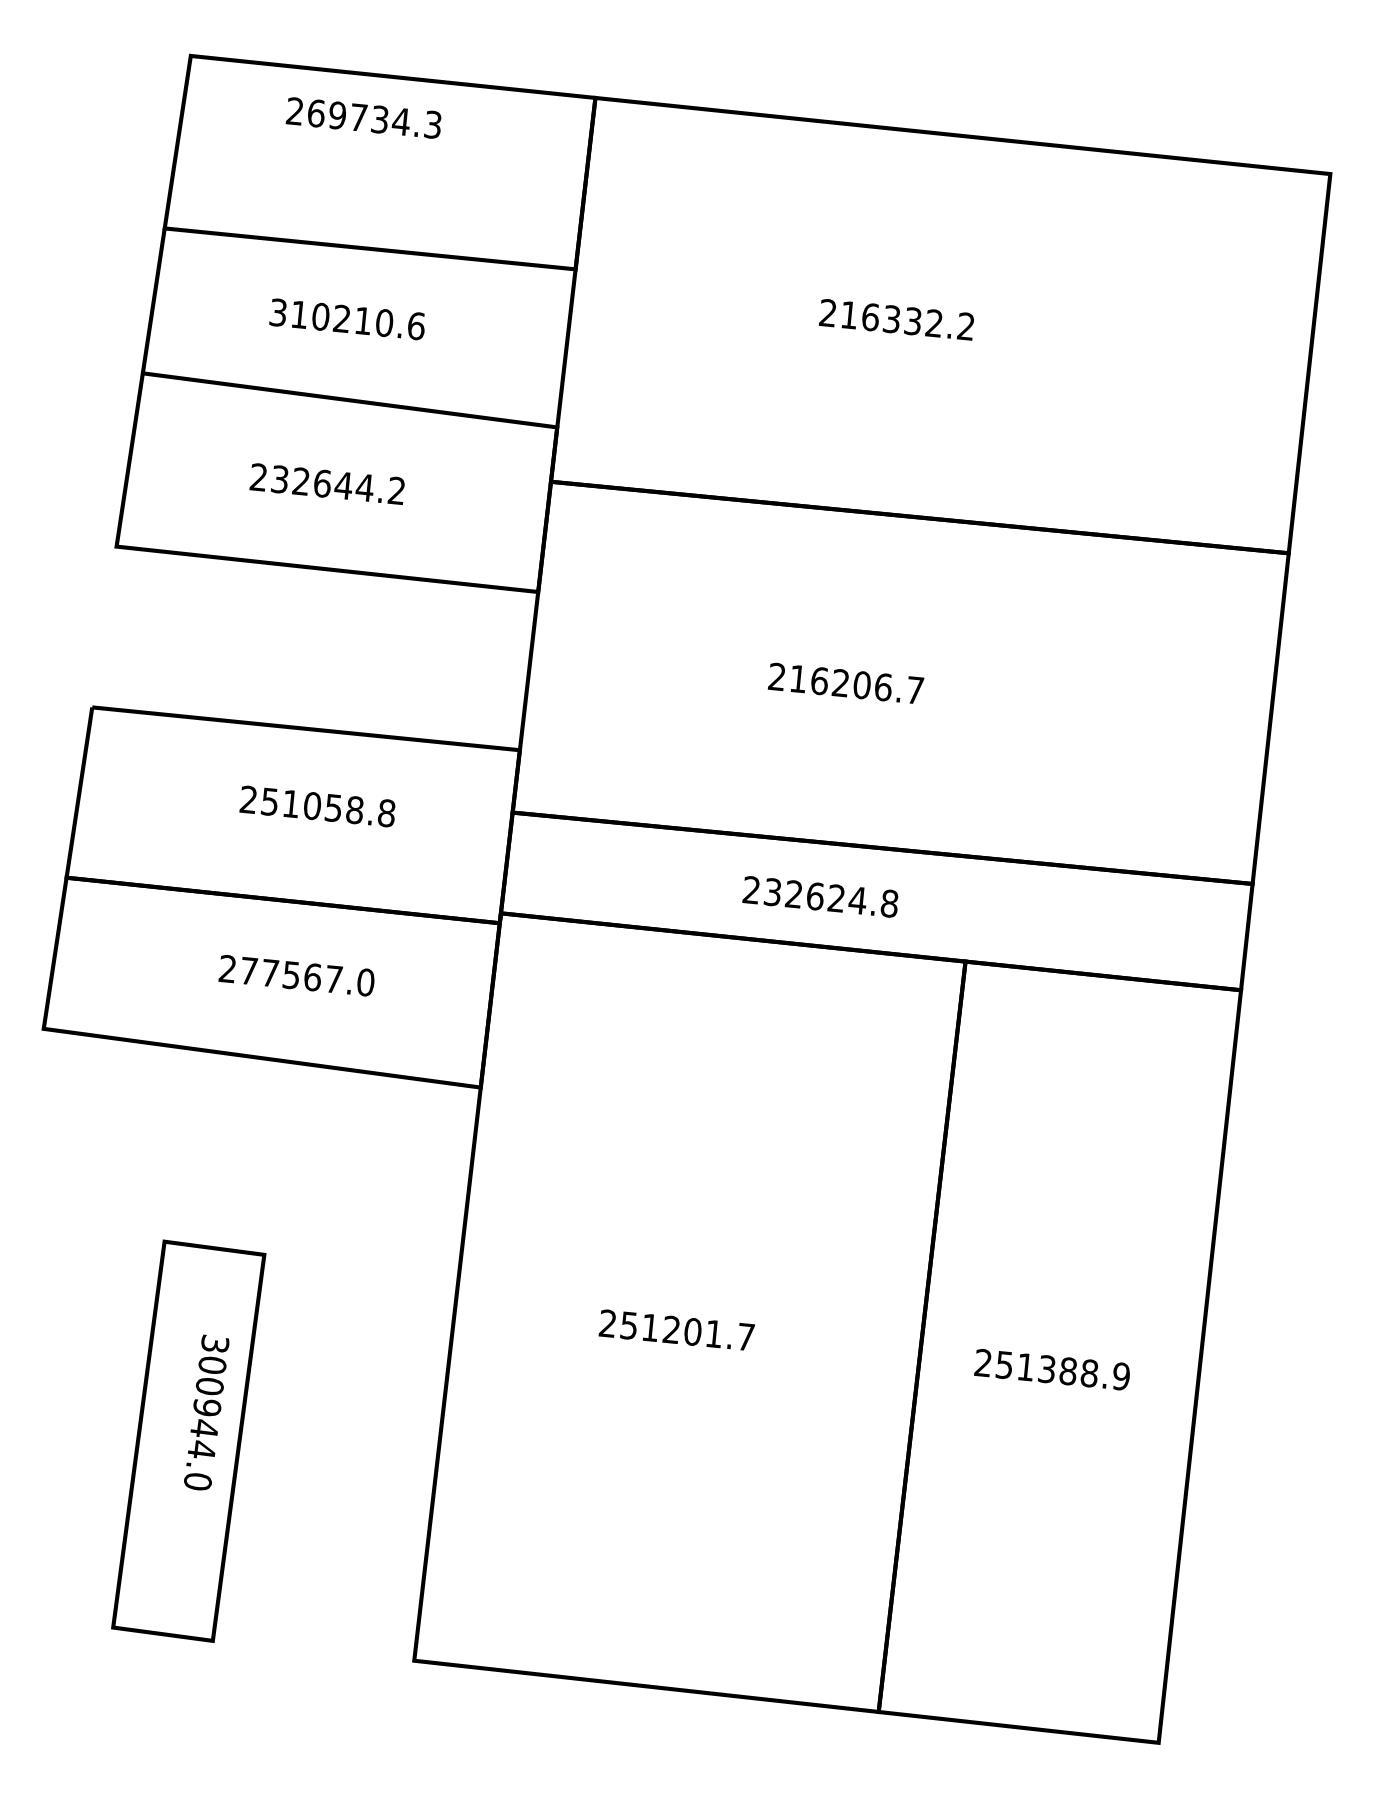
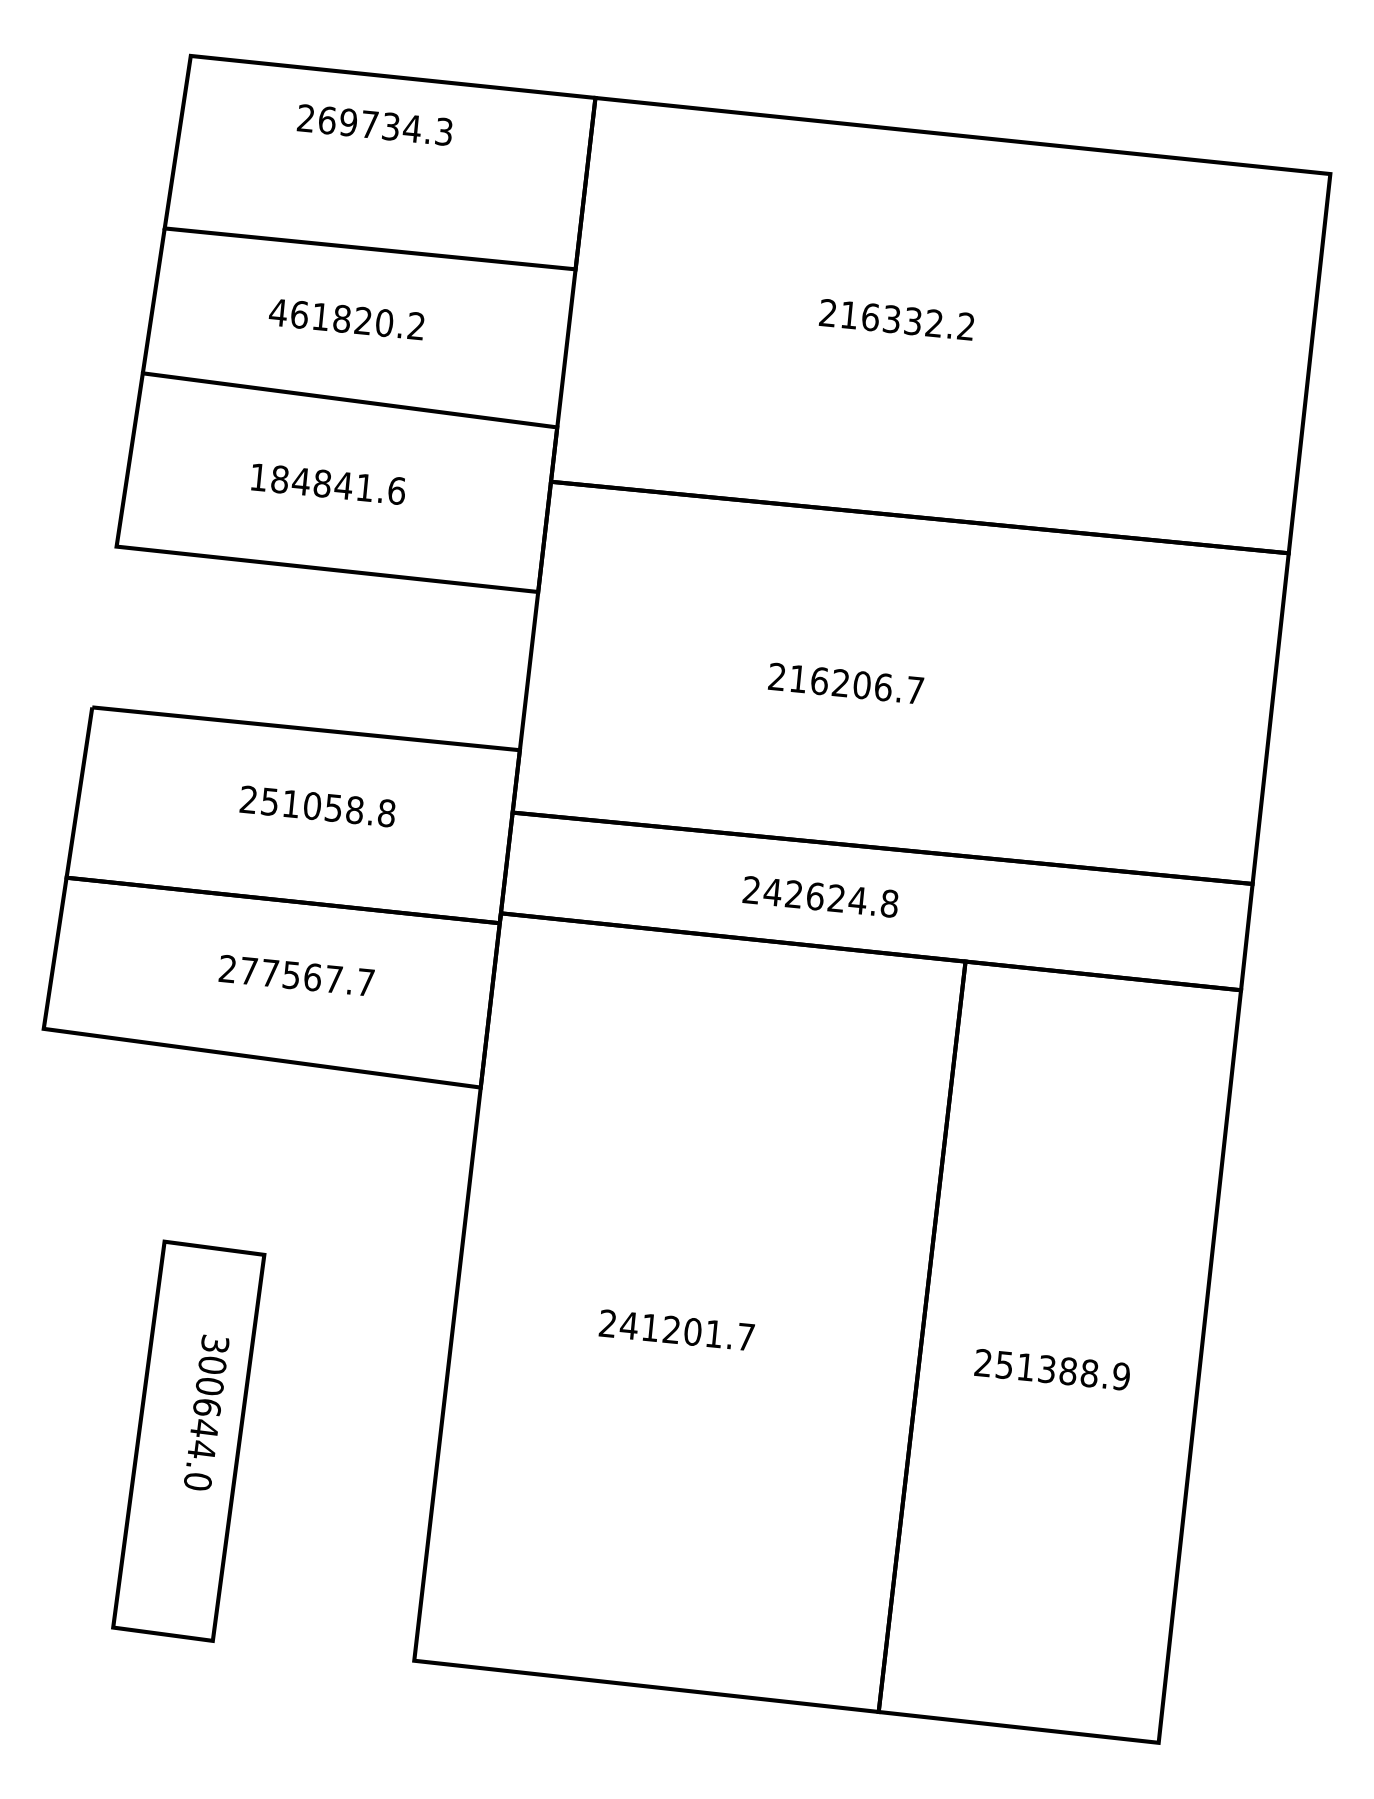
text position: (363, 117) -> (374, 124) (374, 124)
text: 310210.6 -> 461820.2 (346, 319)
text: 232644.2 -> 184841.6 (326, 483)
text: 232624.8 -> 242624.8 (772, 892)
text: 277567.0 -> 277567.7 (365, 982)
text: 251201.7 -> 241201.7 (628, 1325)
text: 300944.0 -> 300644.0 (207, 1407)
